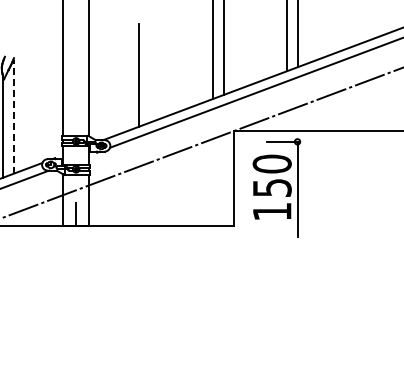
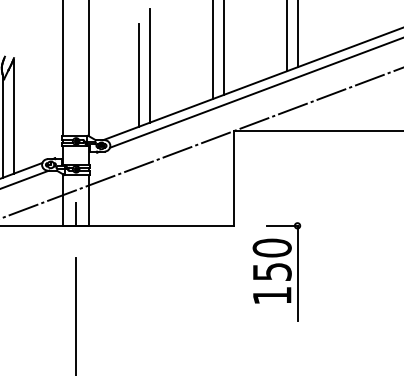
line: none -> present (149, 65)
line: dashed -> solid (13, 116)
part position: (276, 187) -> (276, 271) (276, 271)
line: none -> present (76, 315)
